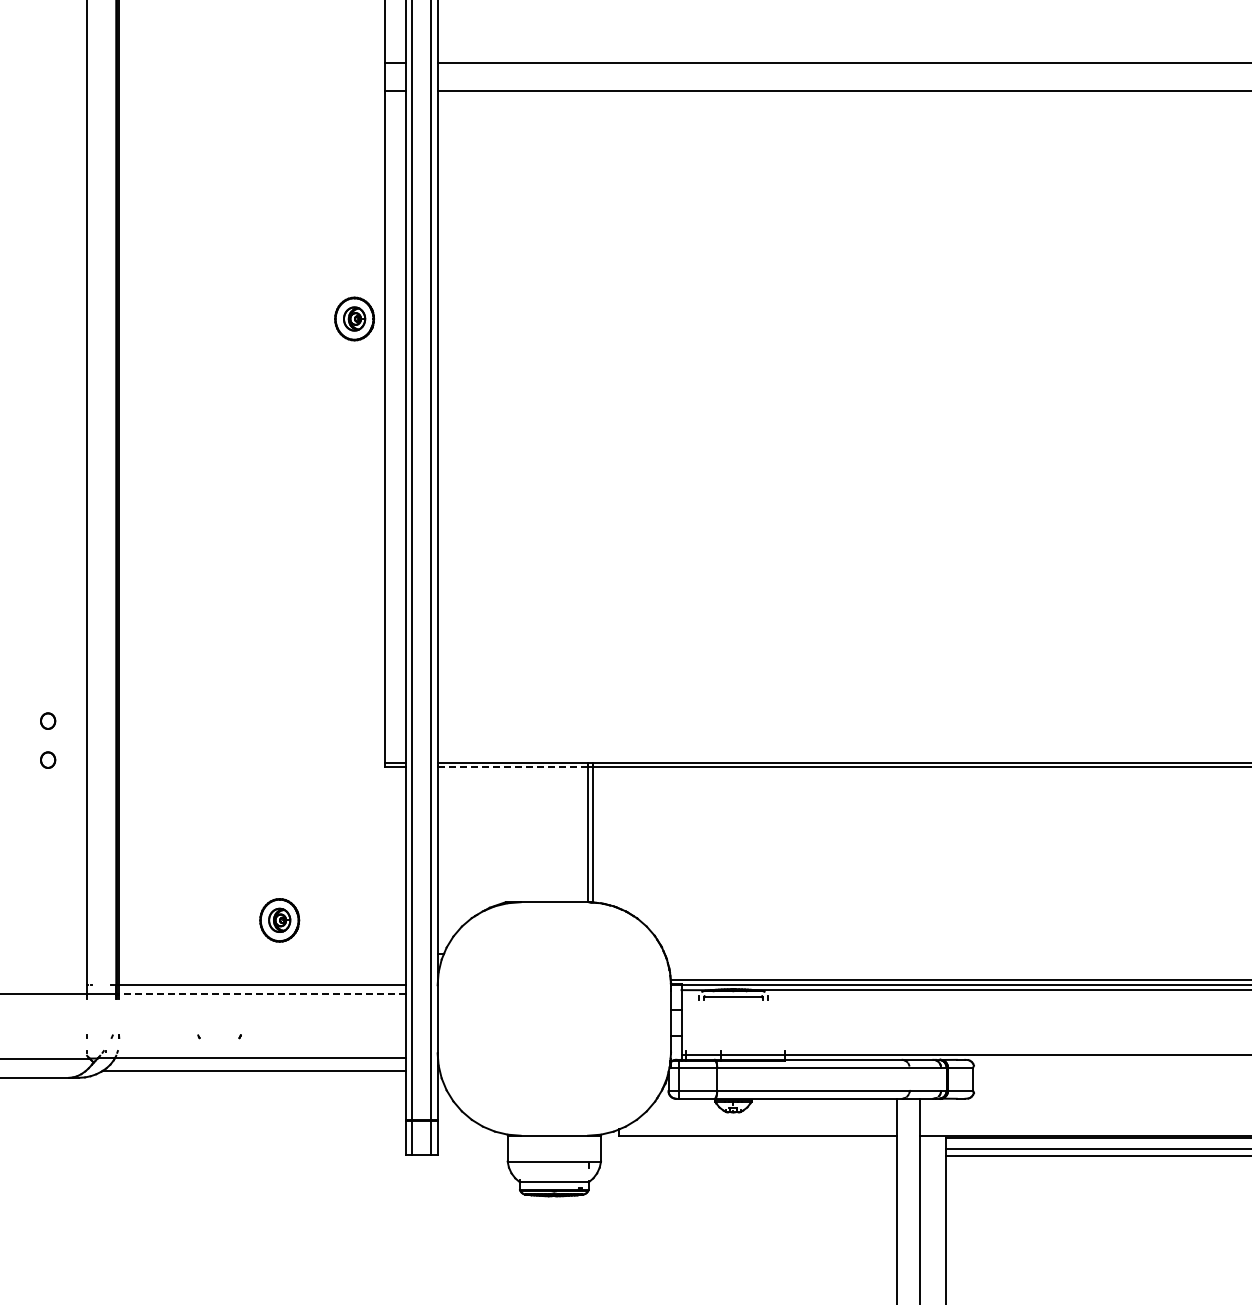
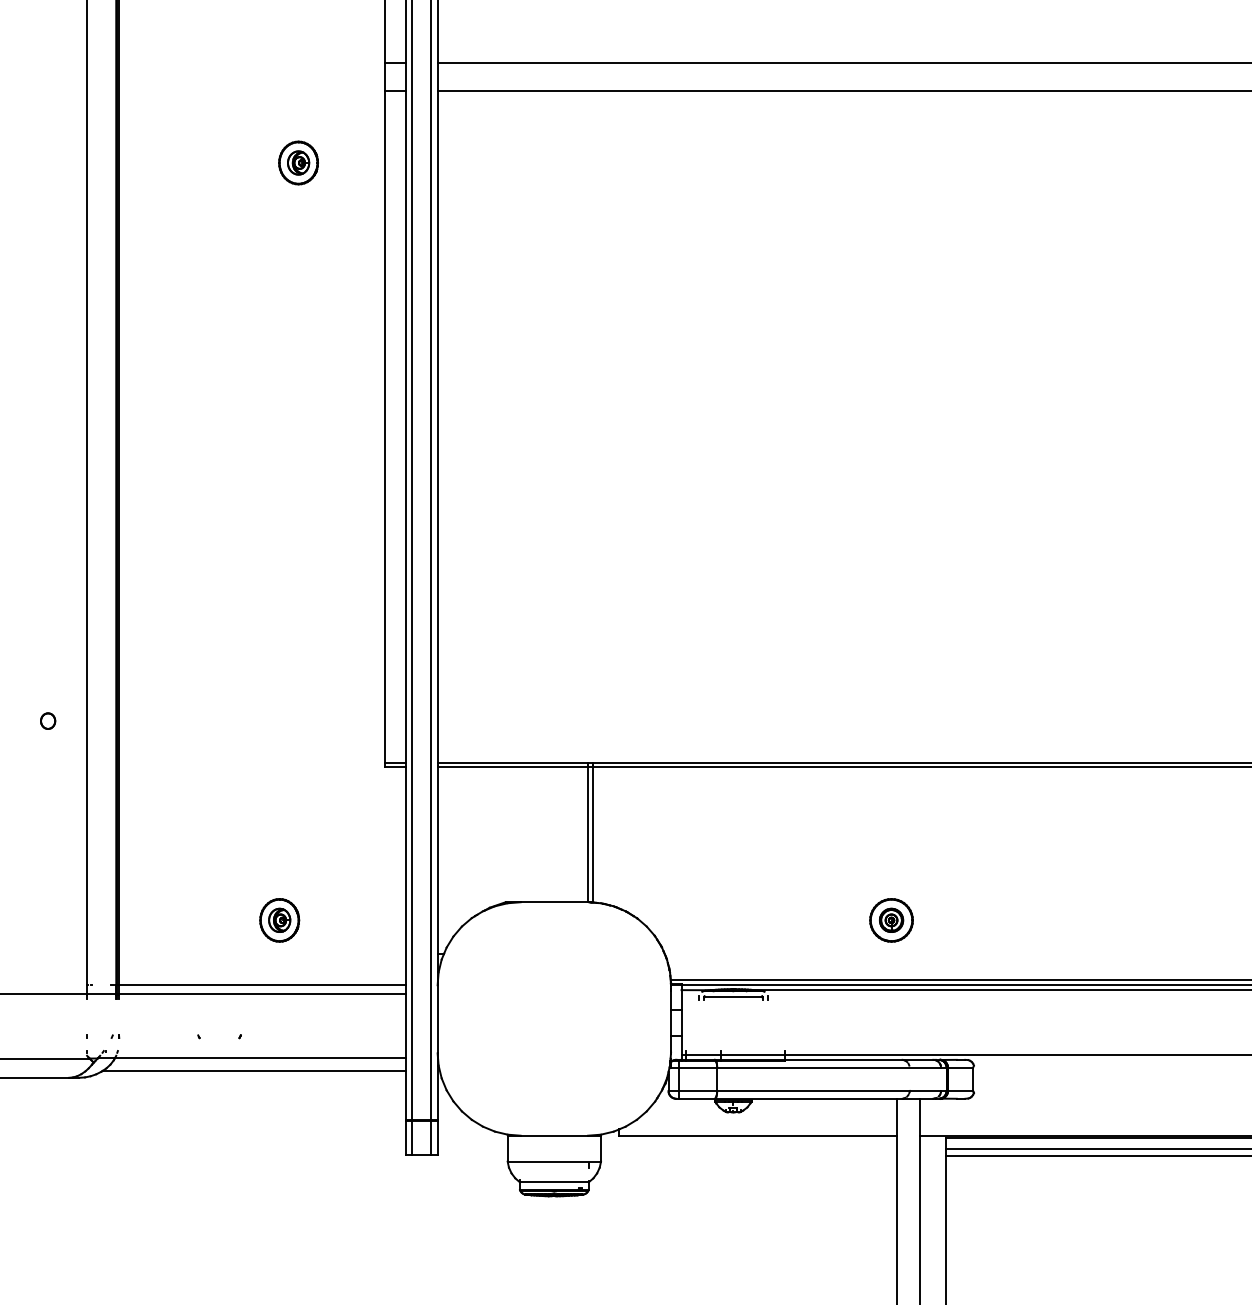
part position: (354, 318) -> (298, 162) (298, 162)
part: present -> none (48, 759)
line: dashed -> solid (512, 767)
part: none -> present (891, 920)
line: dashed -> solid (262, 993)
